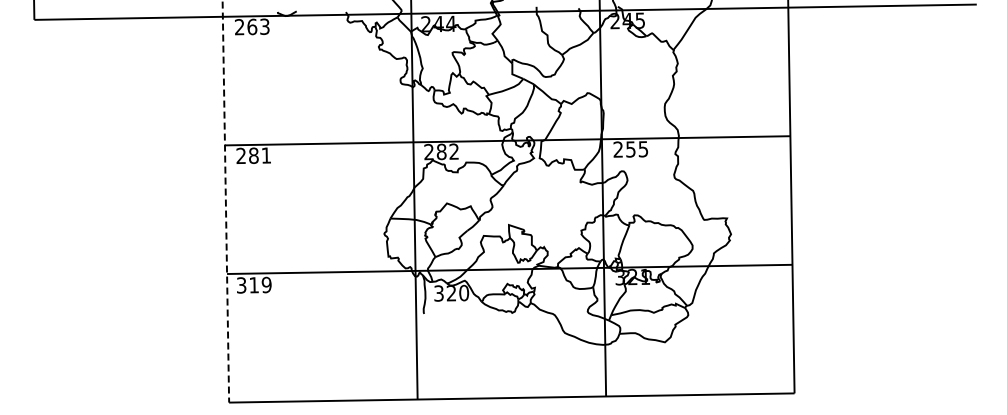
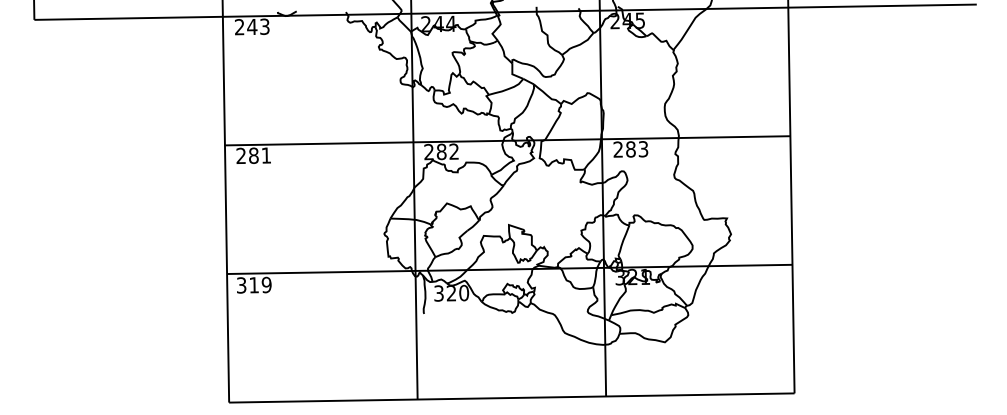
text: 263 -> 243 (252, 26)
text: 255 -> 283 (637, 149)
line: dashed -> solid (225, 201)
